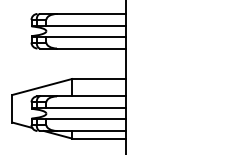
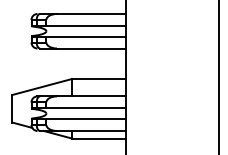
line: none -> present (219, 76)
